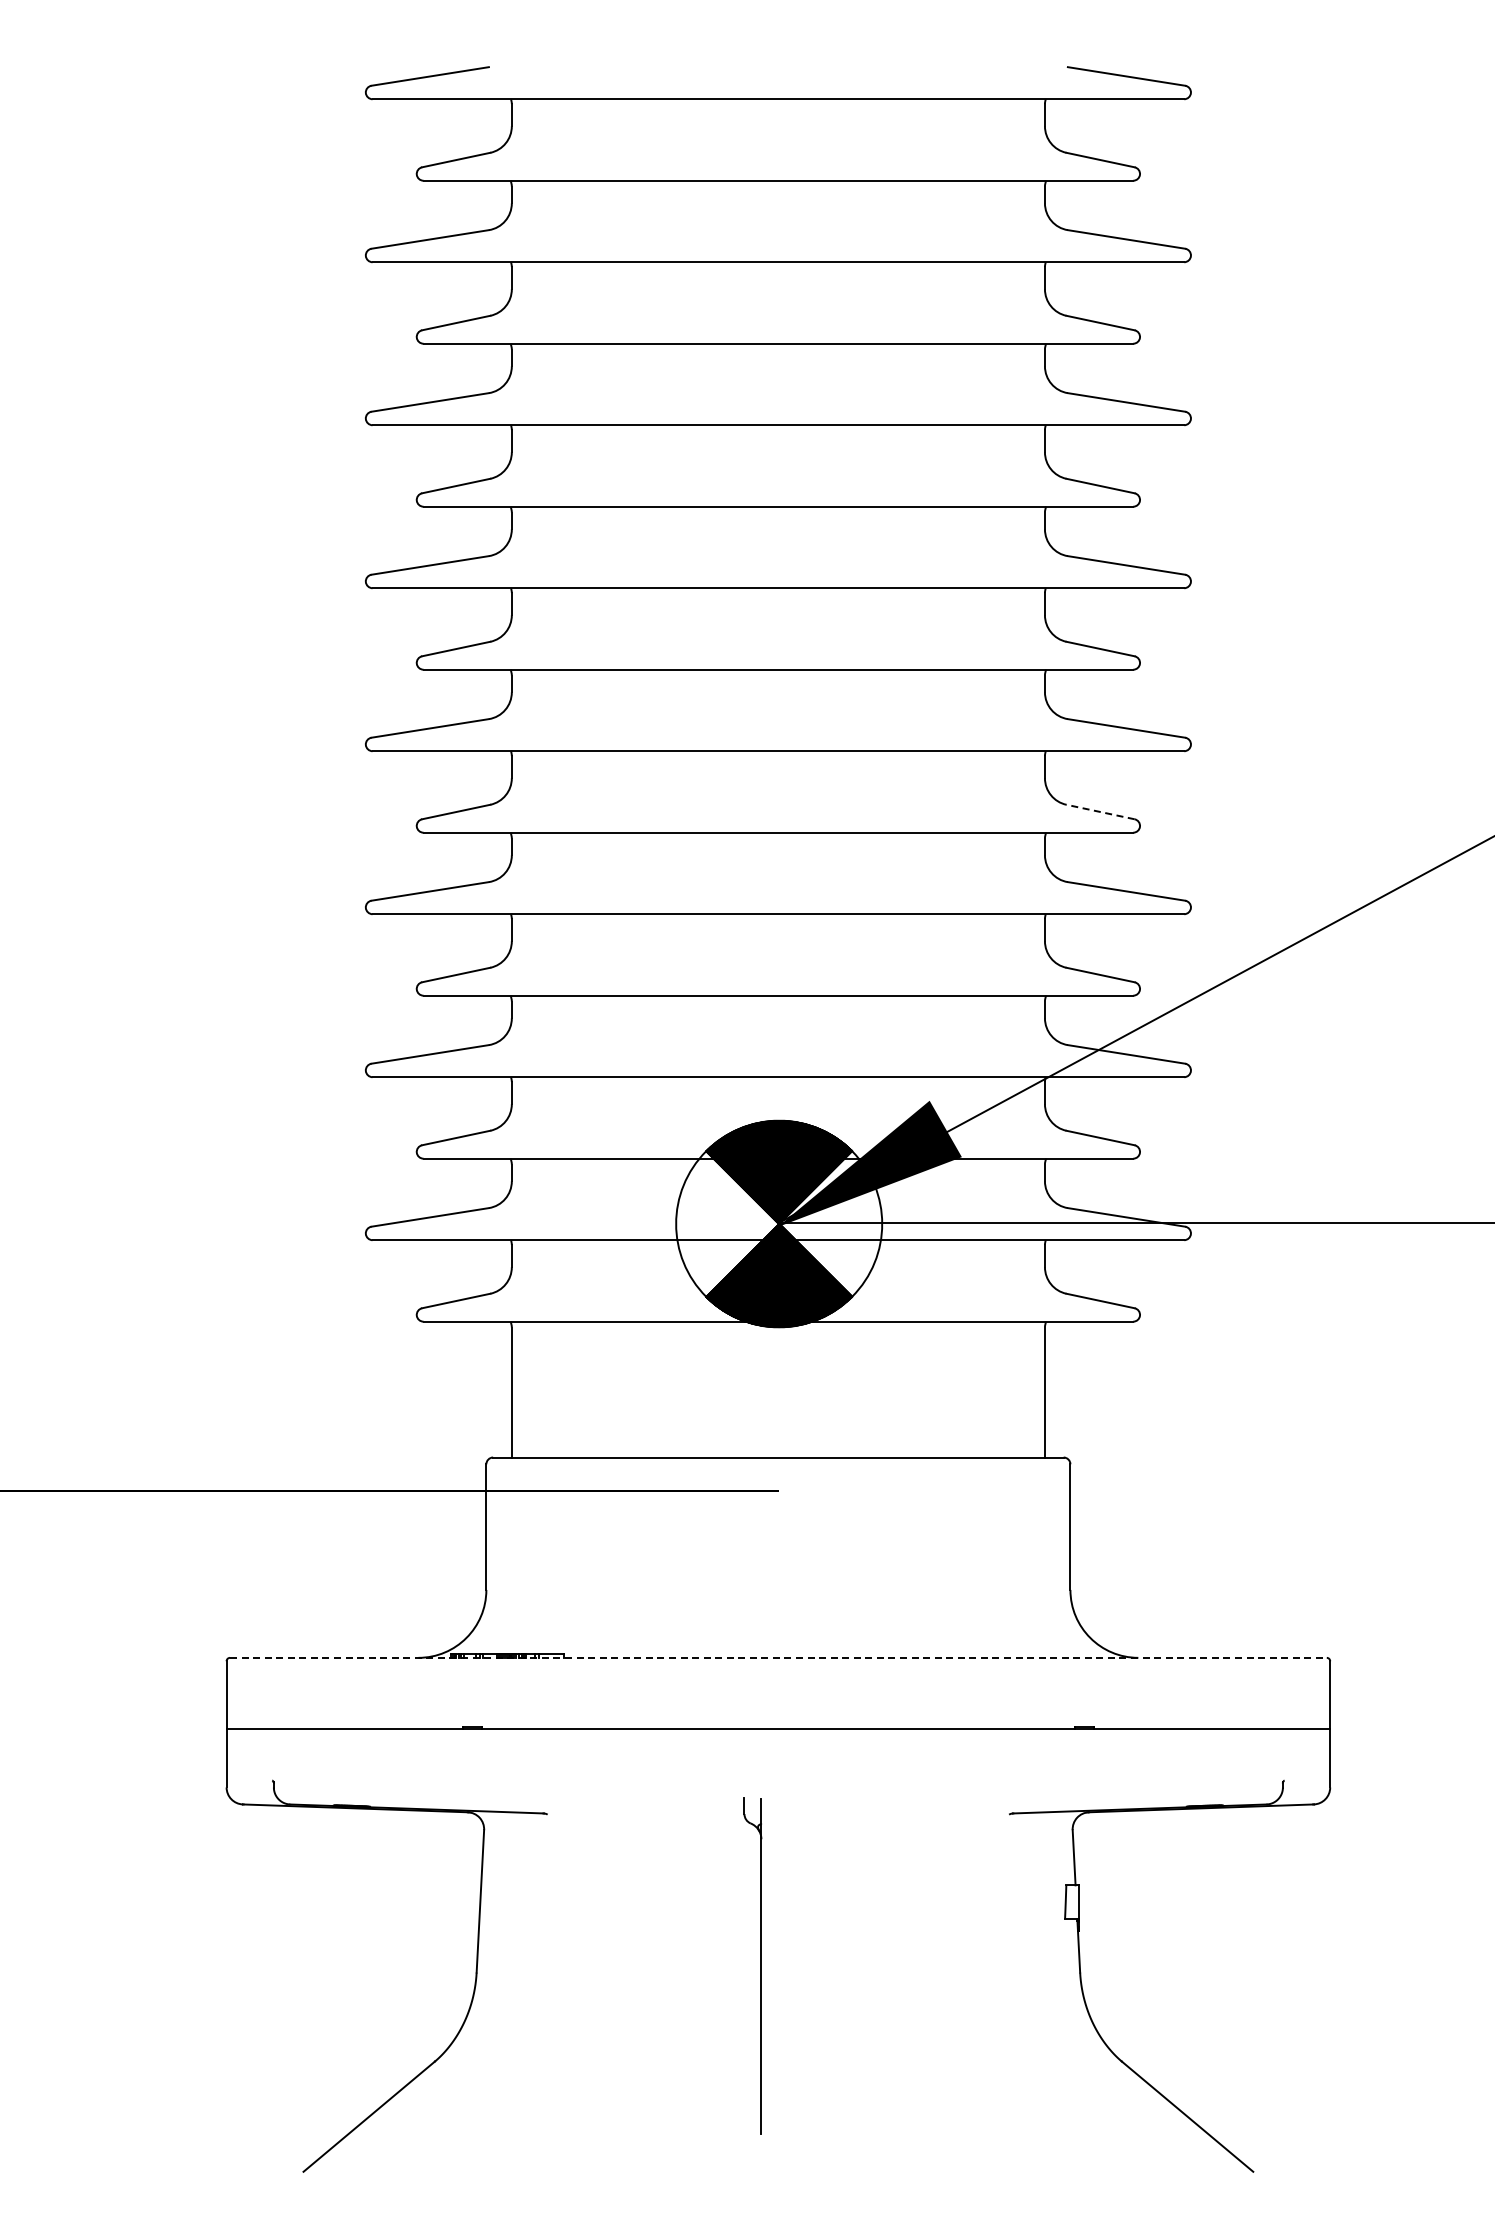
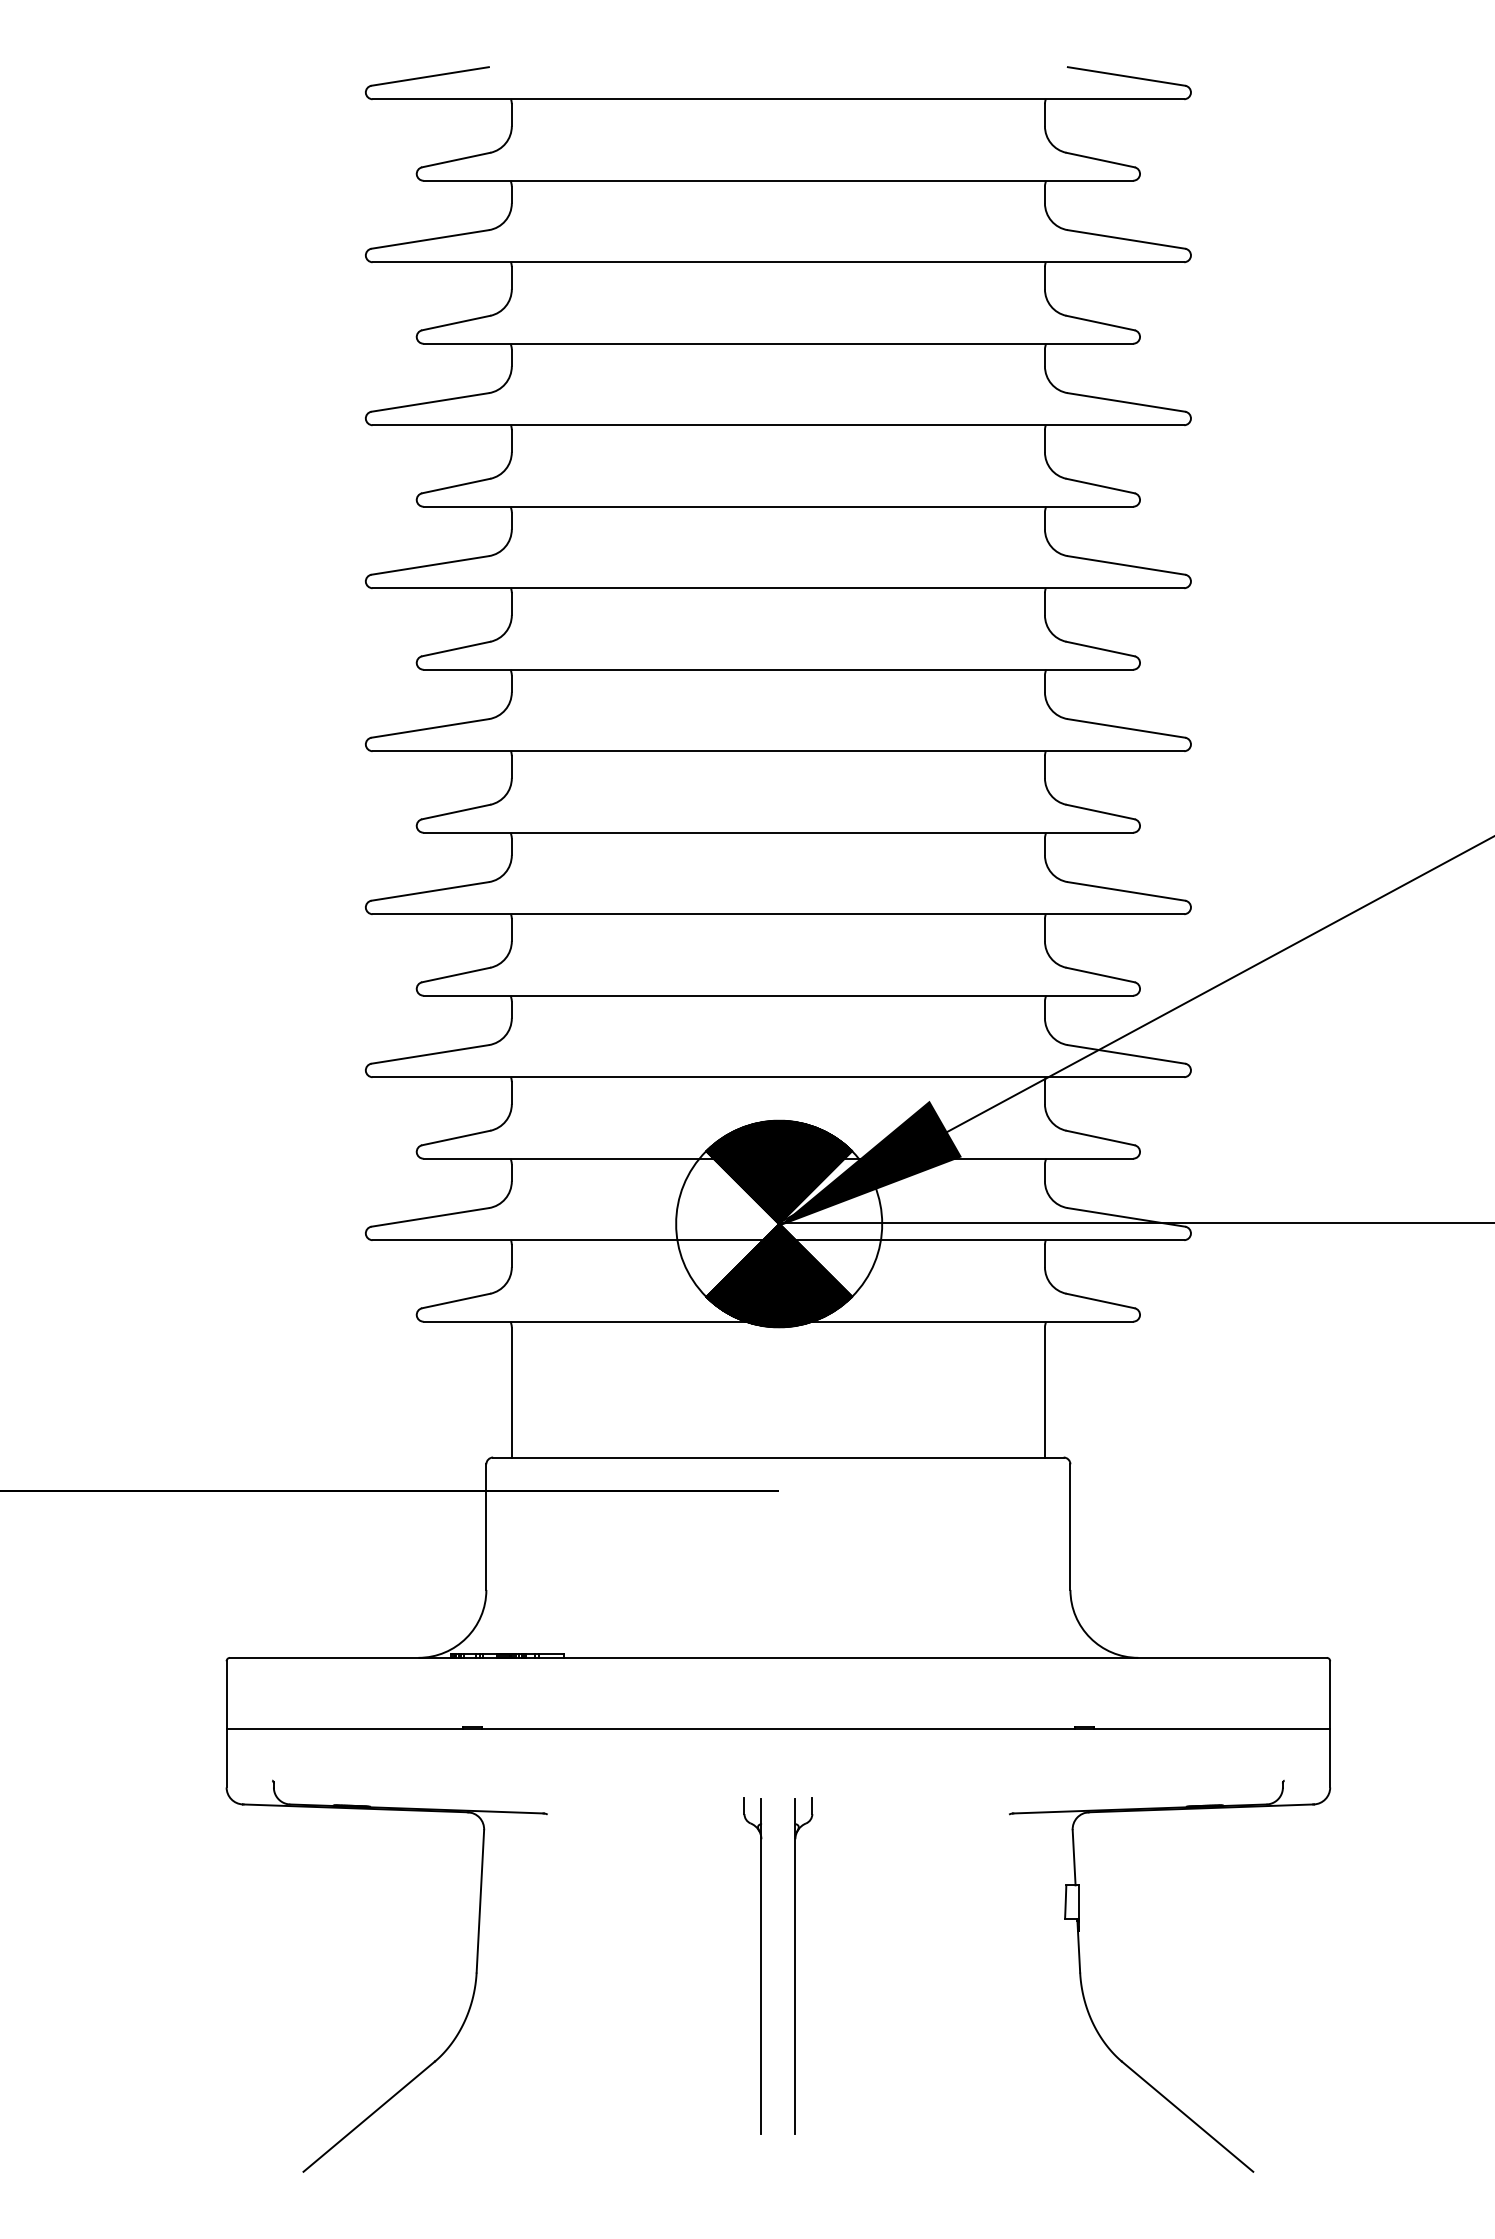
line: dashed -> solid (1100, 812)
line: dashed -> solid (778, 1657)
part: none -> present (795, 1965)
